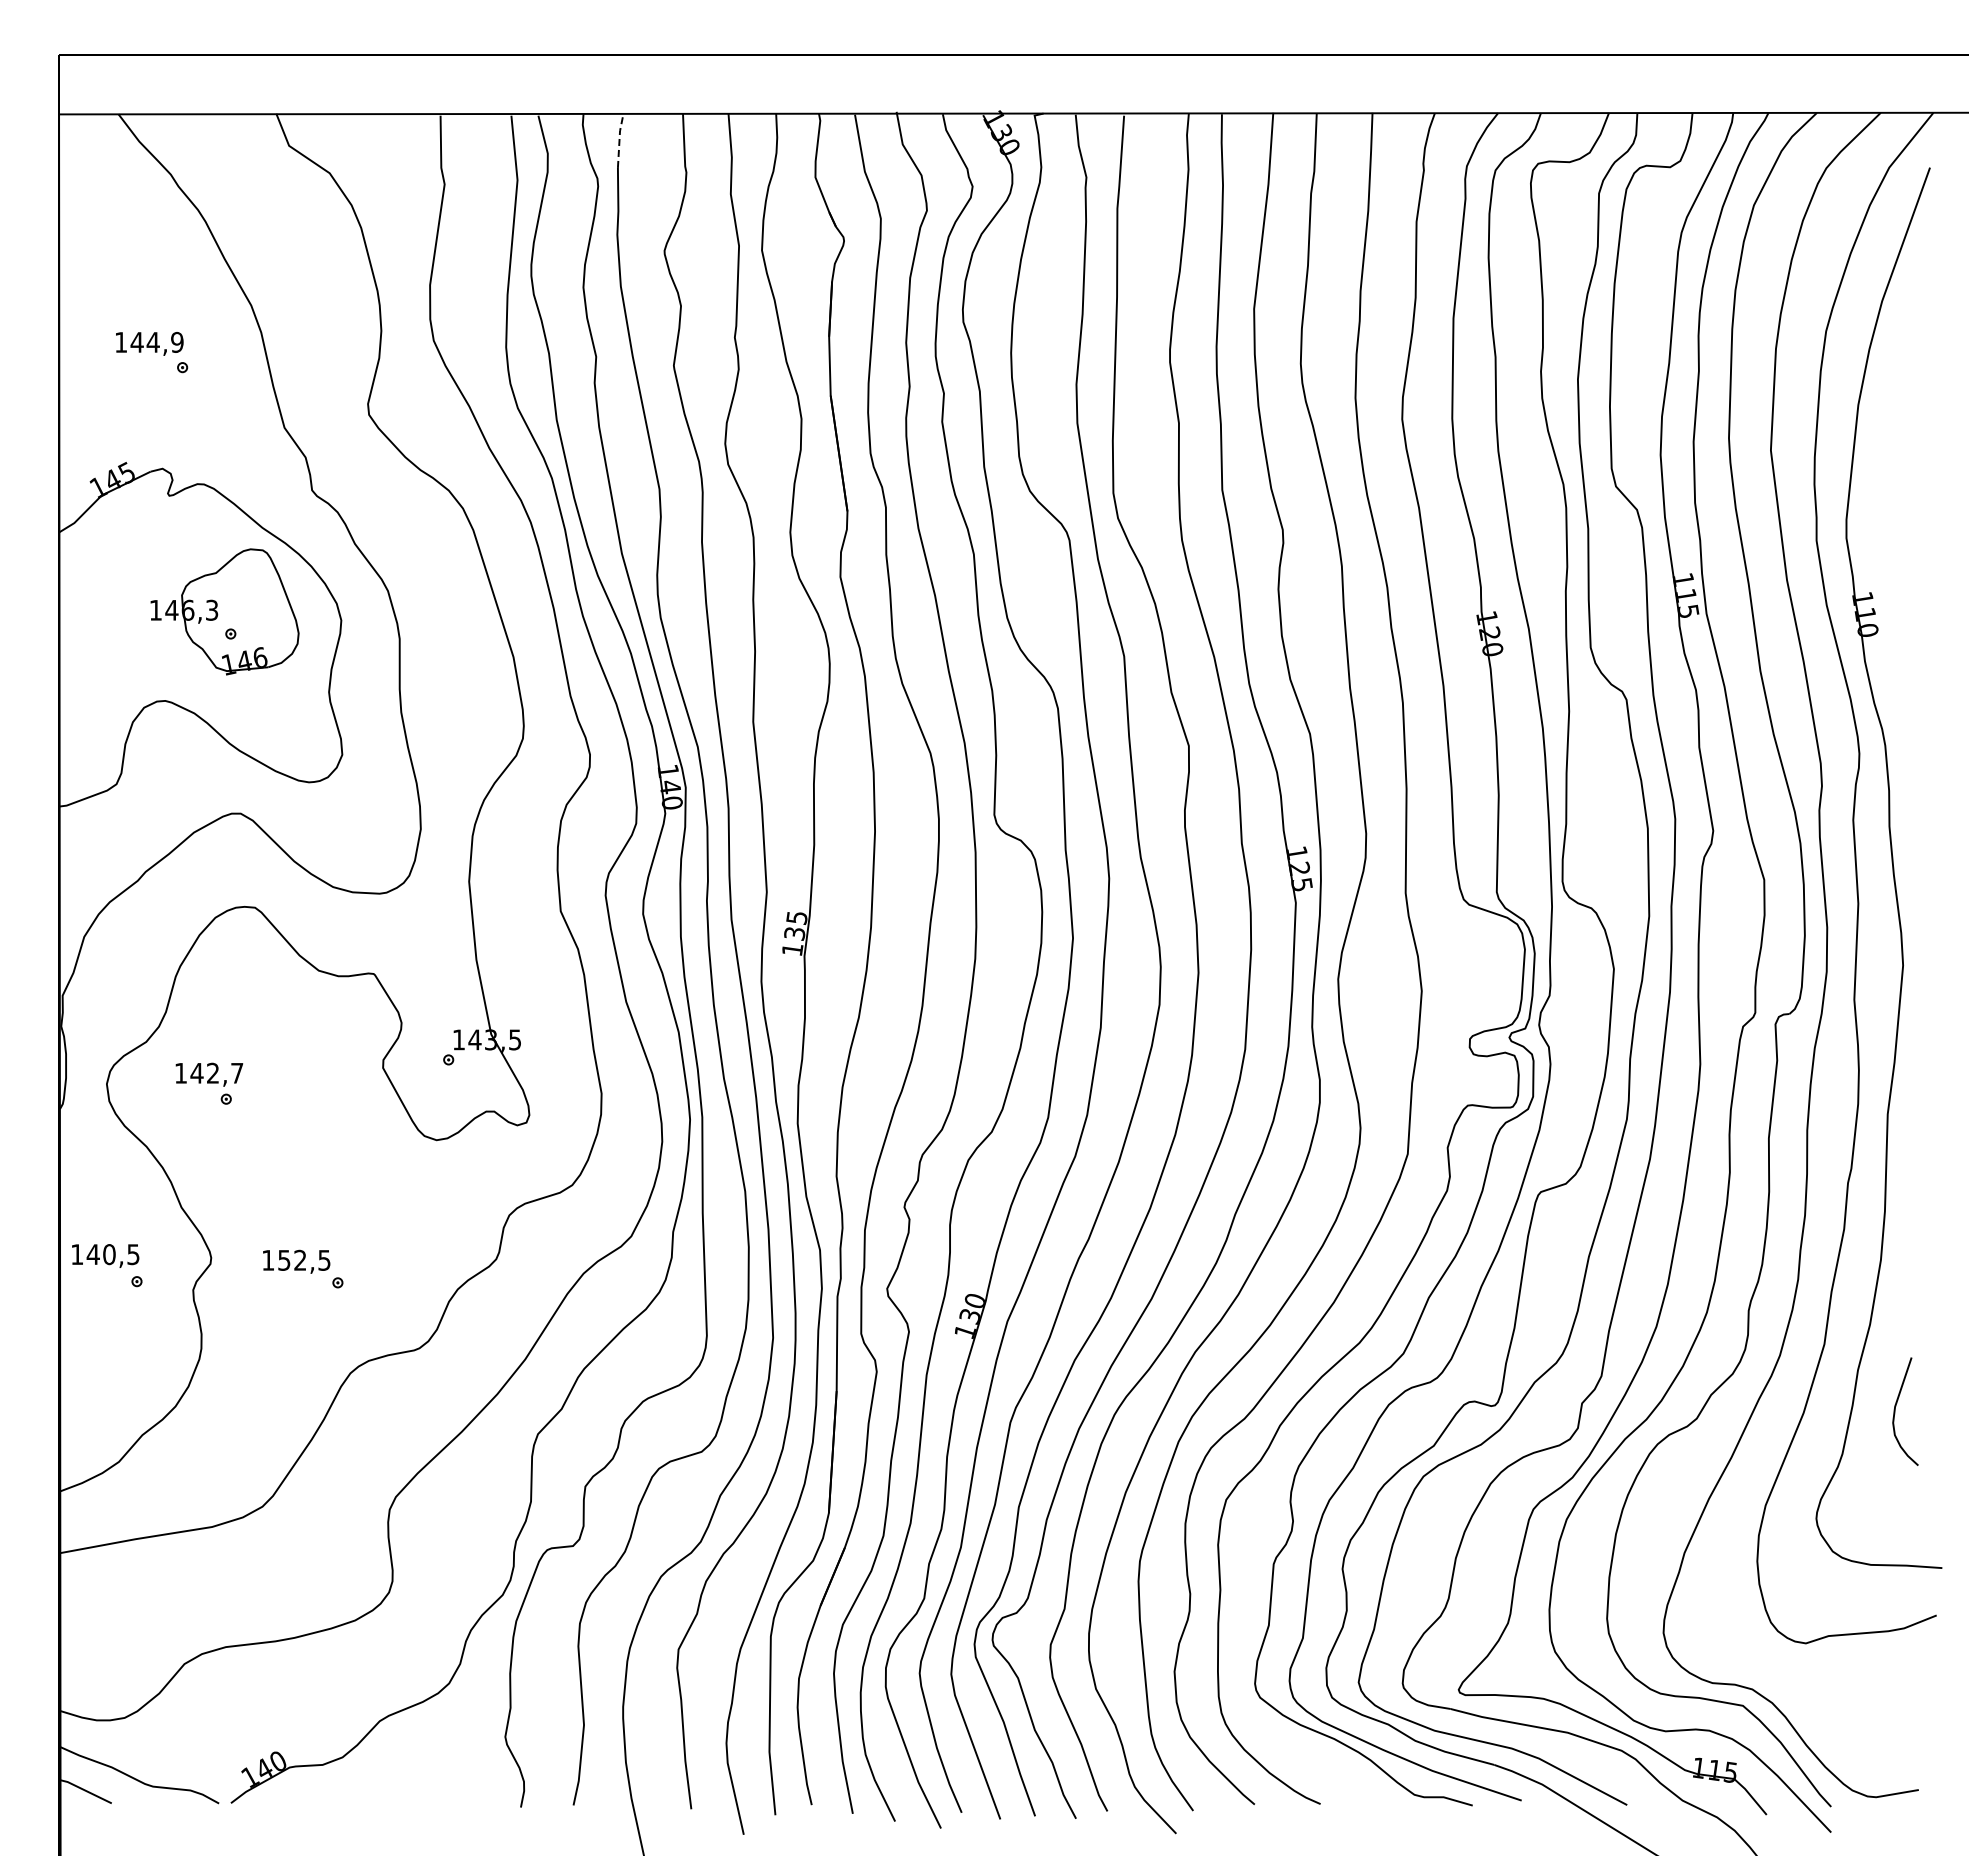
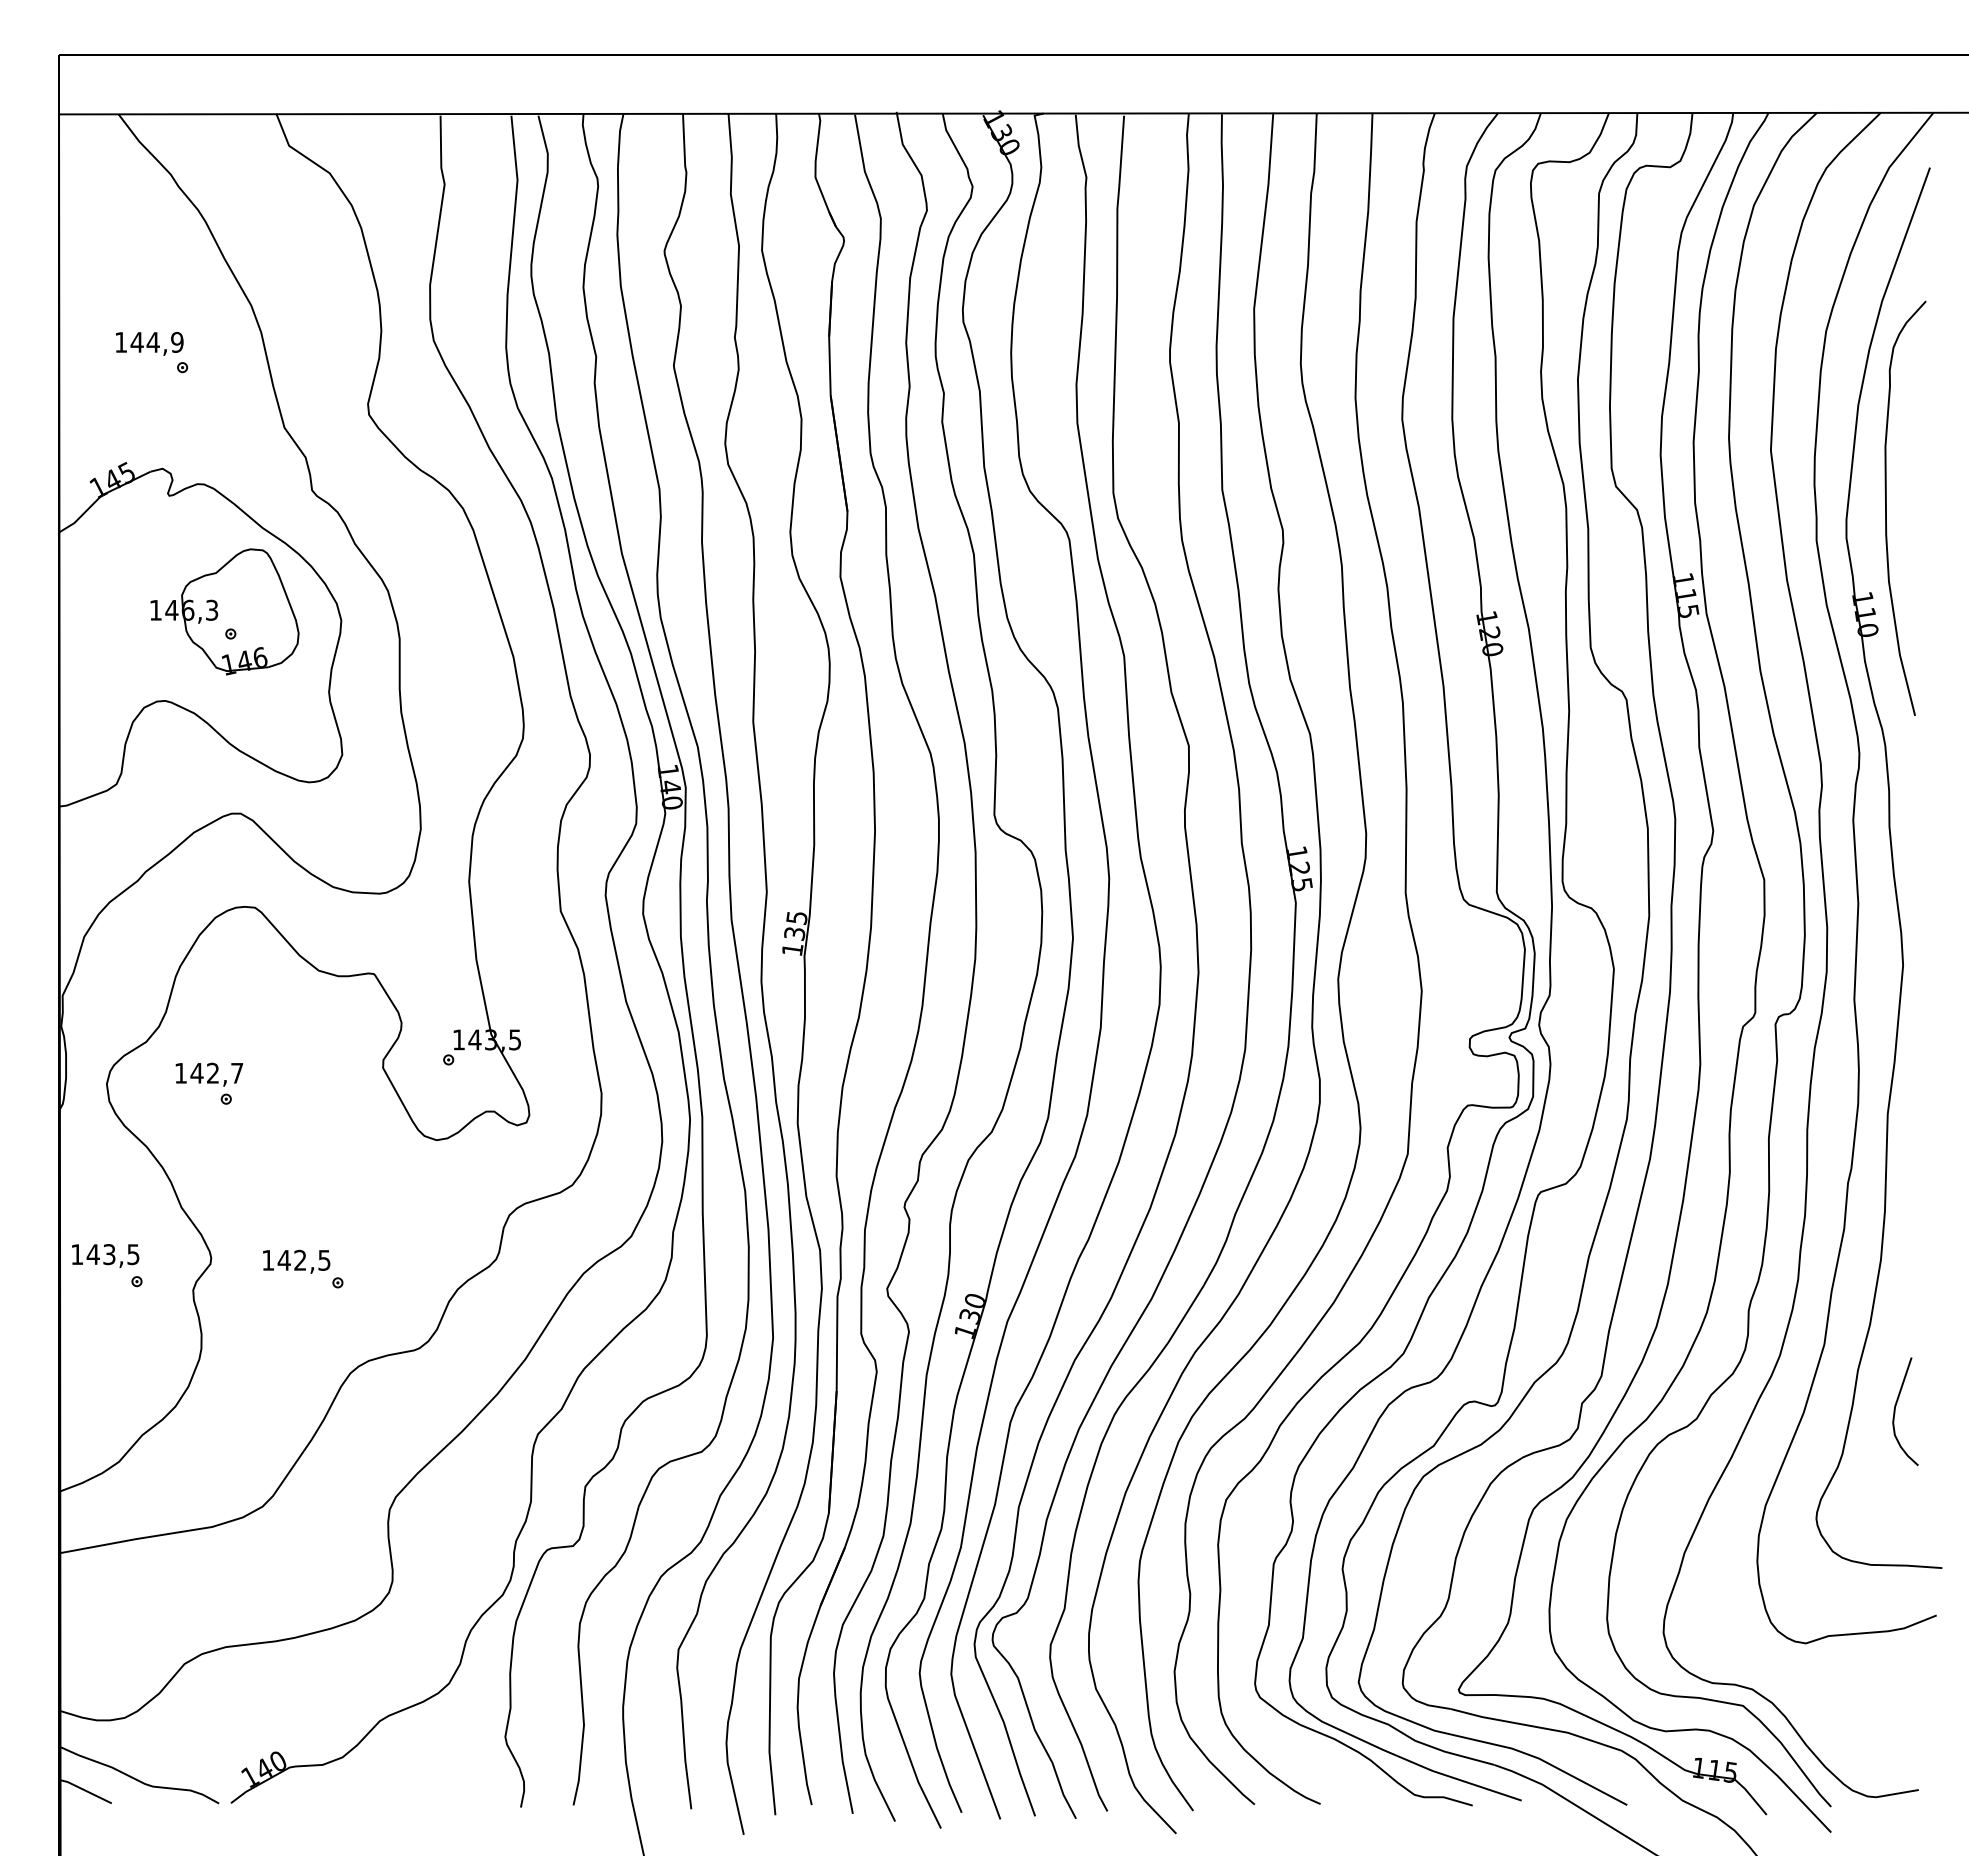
line: dashed -> solid (619, 139)
curve: none -> present (1886, 507)
text: 140,5 -> 143,5 (109, 1254)
text: 152,5 -> 142,5 (283, 1260)
